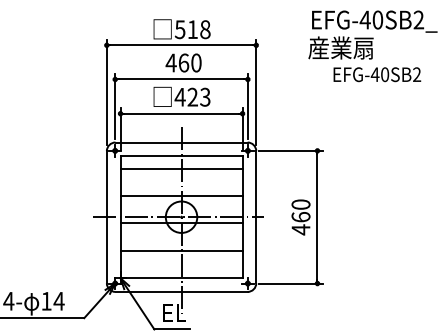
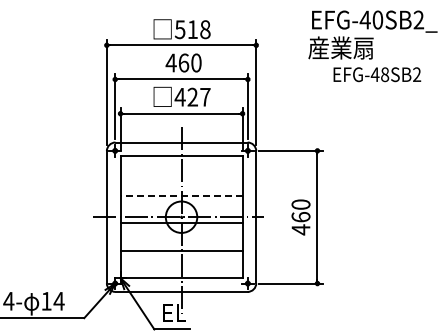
text: EFG-40SB2 -> EFG-48SB2 (385, 74)
text: 423 -> 427 (205, 96)
line: present -> none (181, 168)
line: solid -> dashed (181, 196)
